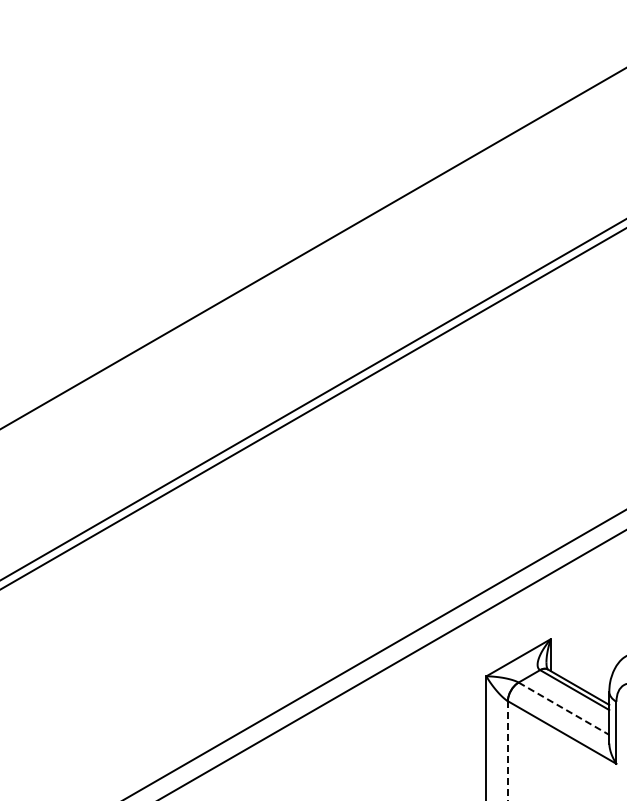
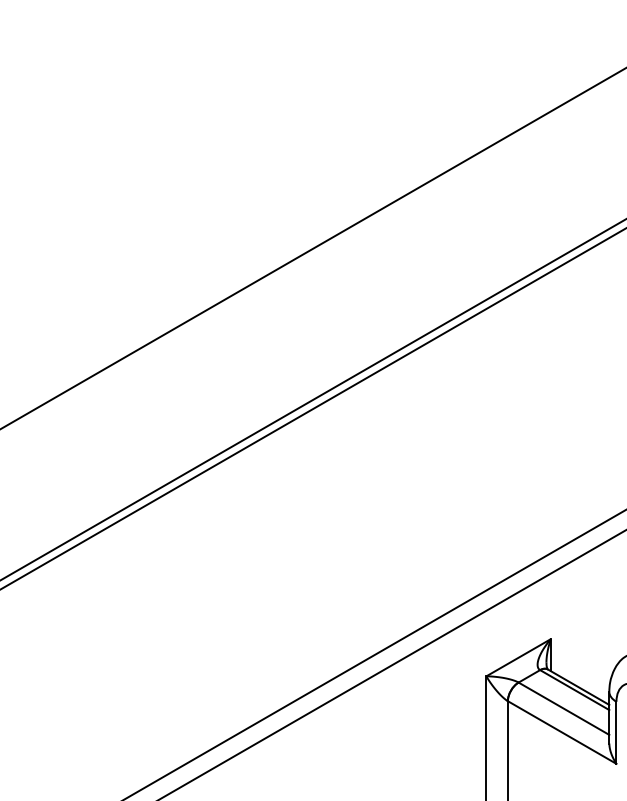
line: dashed -> solid (564, 709)
line: dashed -> solid (507, 751)
